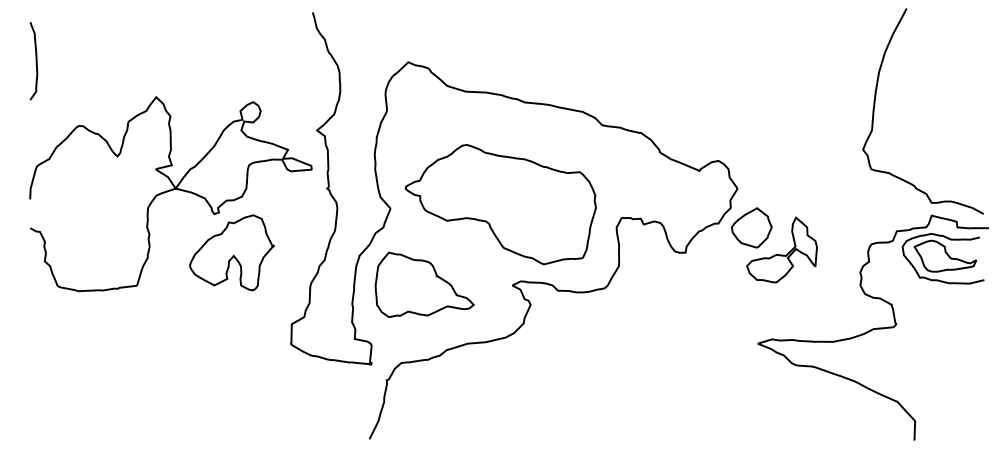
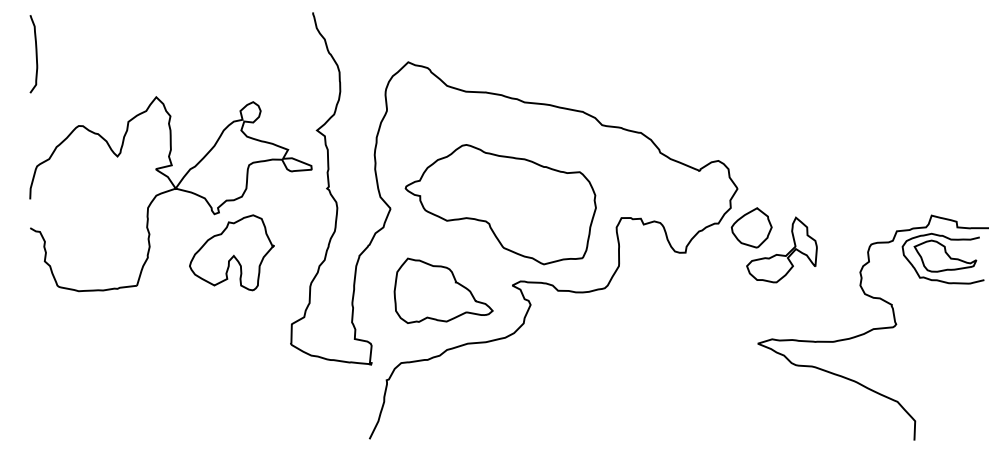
curve position: (35, 61) -> (35, 54) (35, 54)
curve: present -> none (875, 105)
part position: (424, 284) -> (443, 290) (443, 290)
